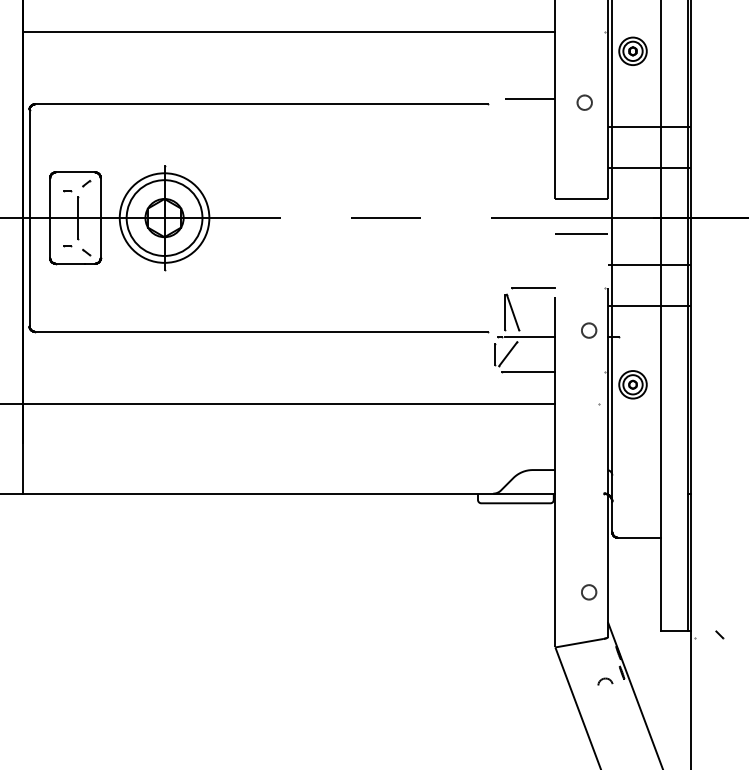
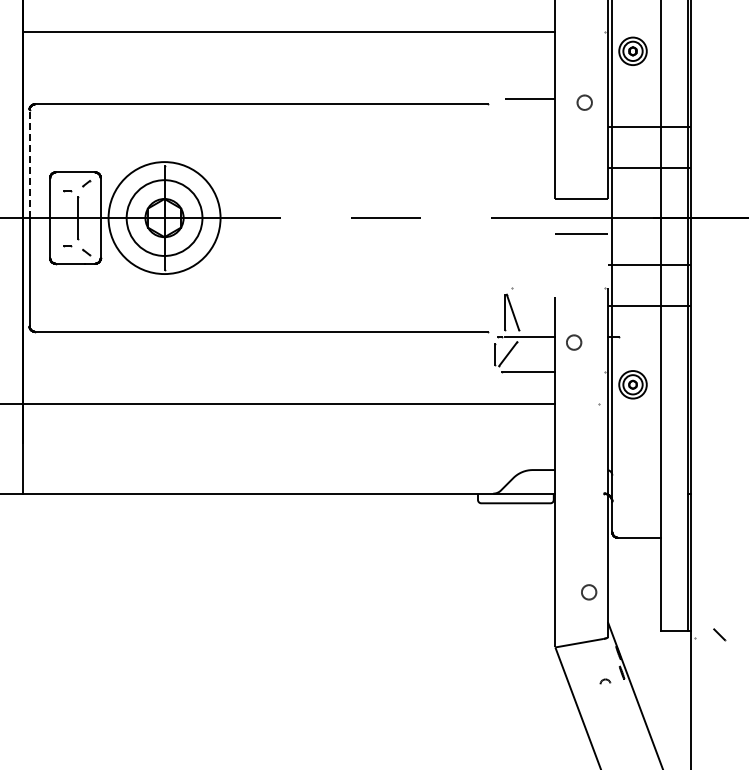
line: solid -> dashed (29, 163)
circle diameter: 90 px -> 112 px (164, 218)
line: present -> none (533, 288)
circle position: (589, 330) -> (574, 342) (574, 342)
part size: 10x10 px -> 14x14 px (719, 634)
part size: 17x9 px -> 13x7 px (605, 681)
